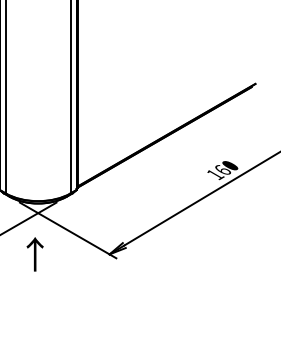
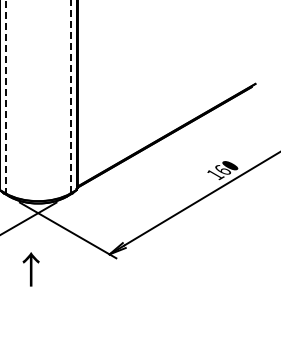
line: solid -> dashed (70, 96)
line: solid -> dashed (5, 97)
text position: (34, 254) -> (30, 269) (30, 269)
